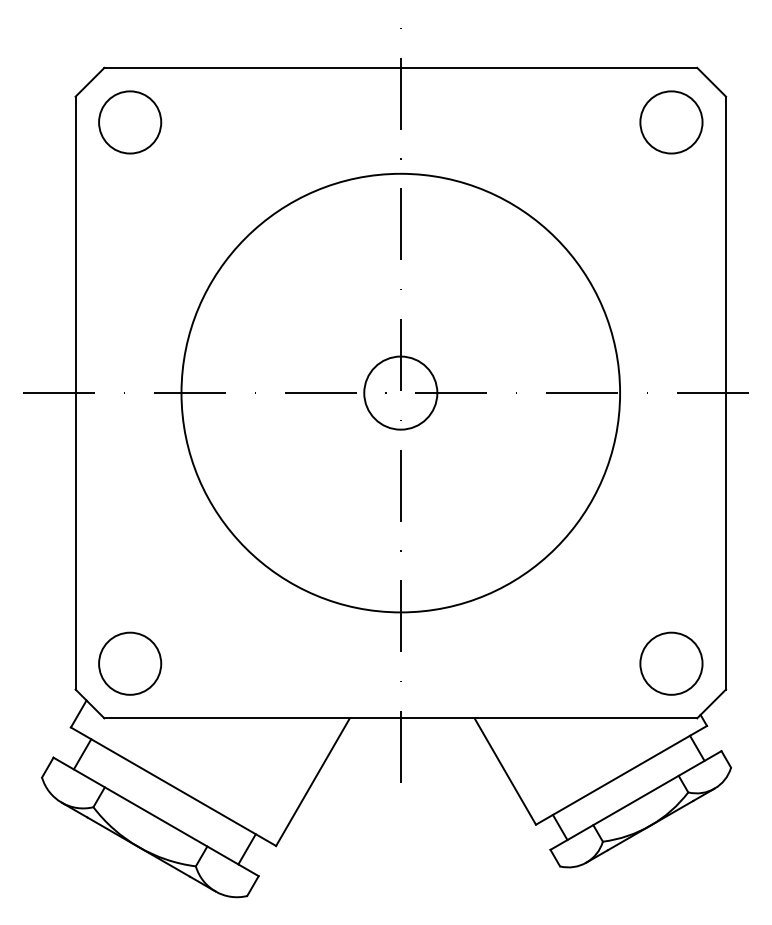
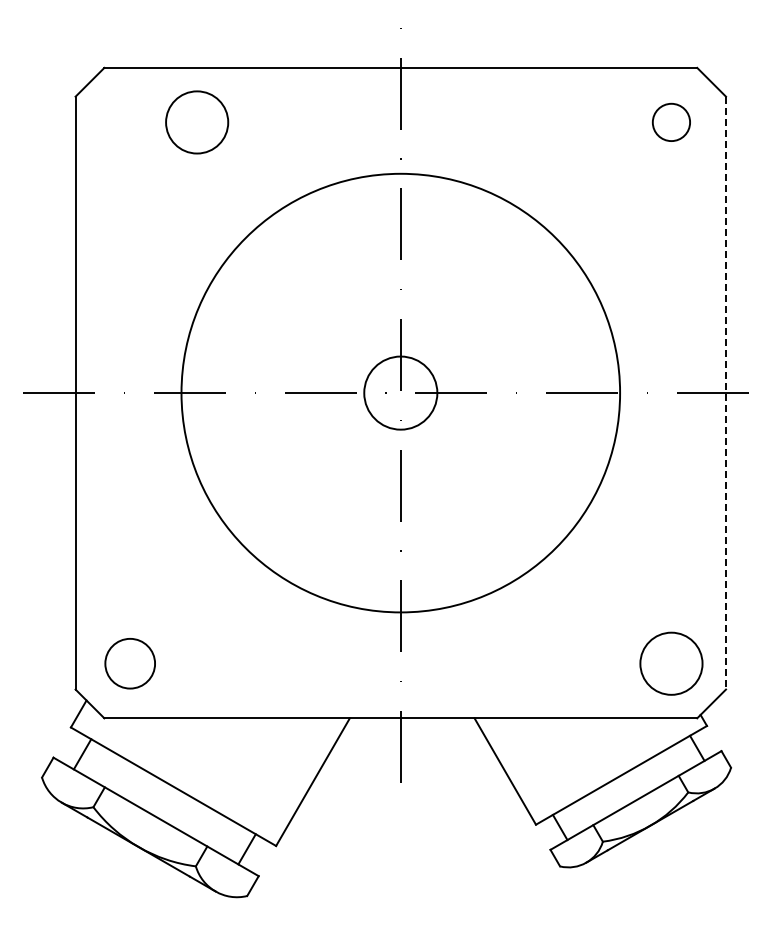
circle position: (130, 122) -> (197, 122) (197, 122)
circle diameter: 62 px -> 37 px (671, 122)
line: solid -> dashed (726, 393)
circle size: 65x65 px -> 52x52 px (129, 663)
